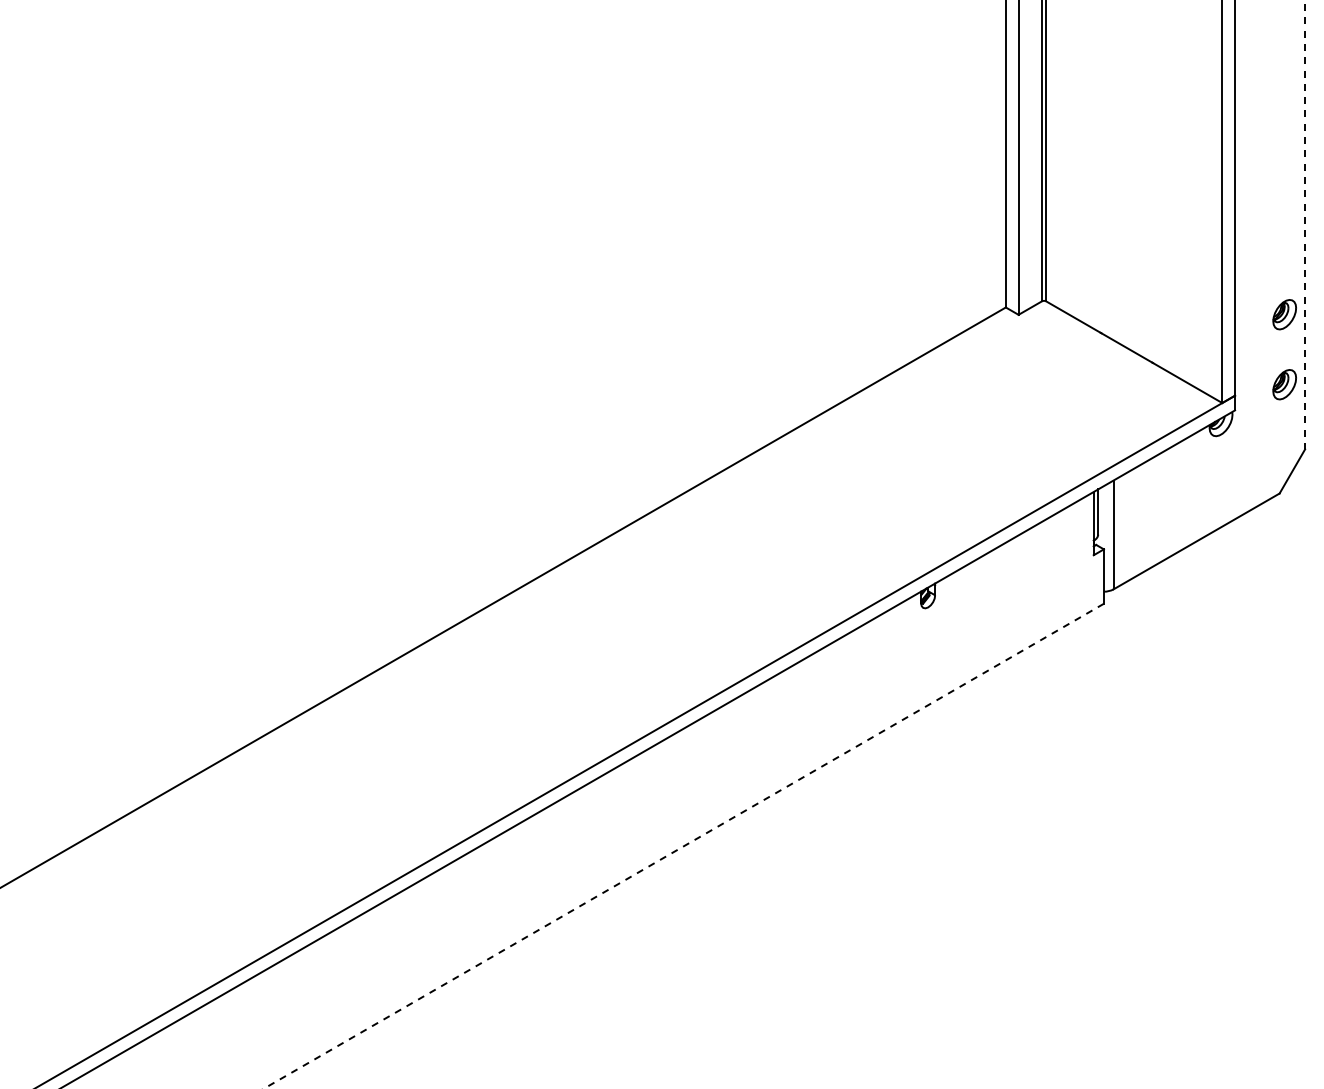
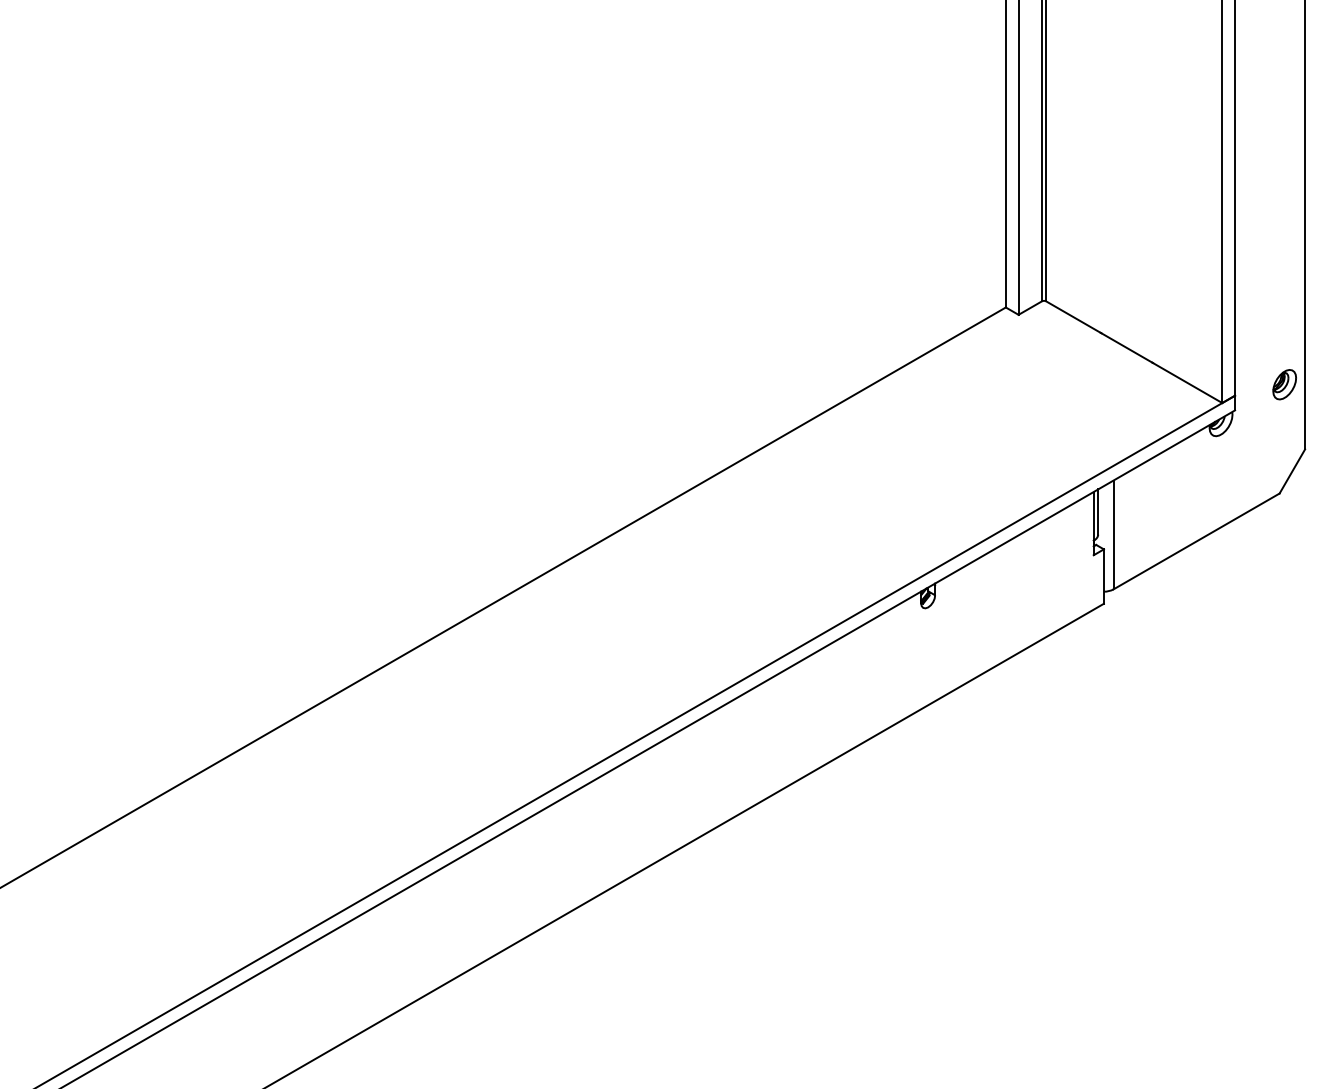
line: dashed -> solid (1305, 225)
part: present -> none (1284, 314)
line: dashed -> solid (684, 846)
